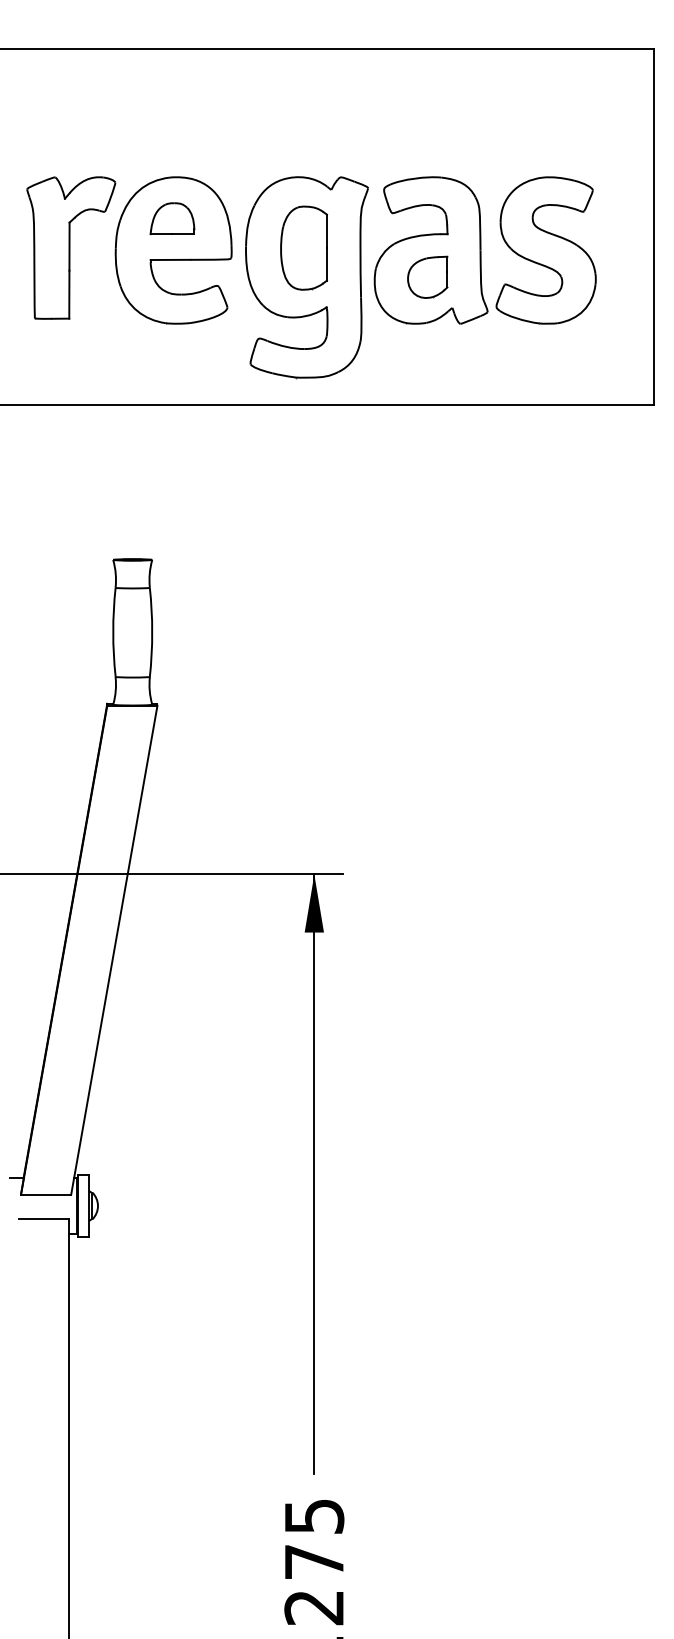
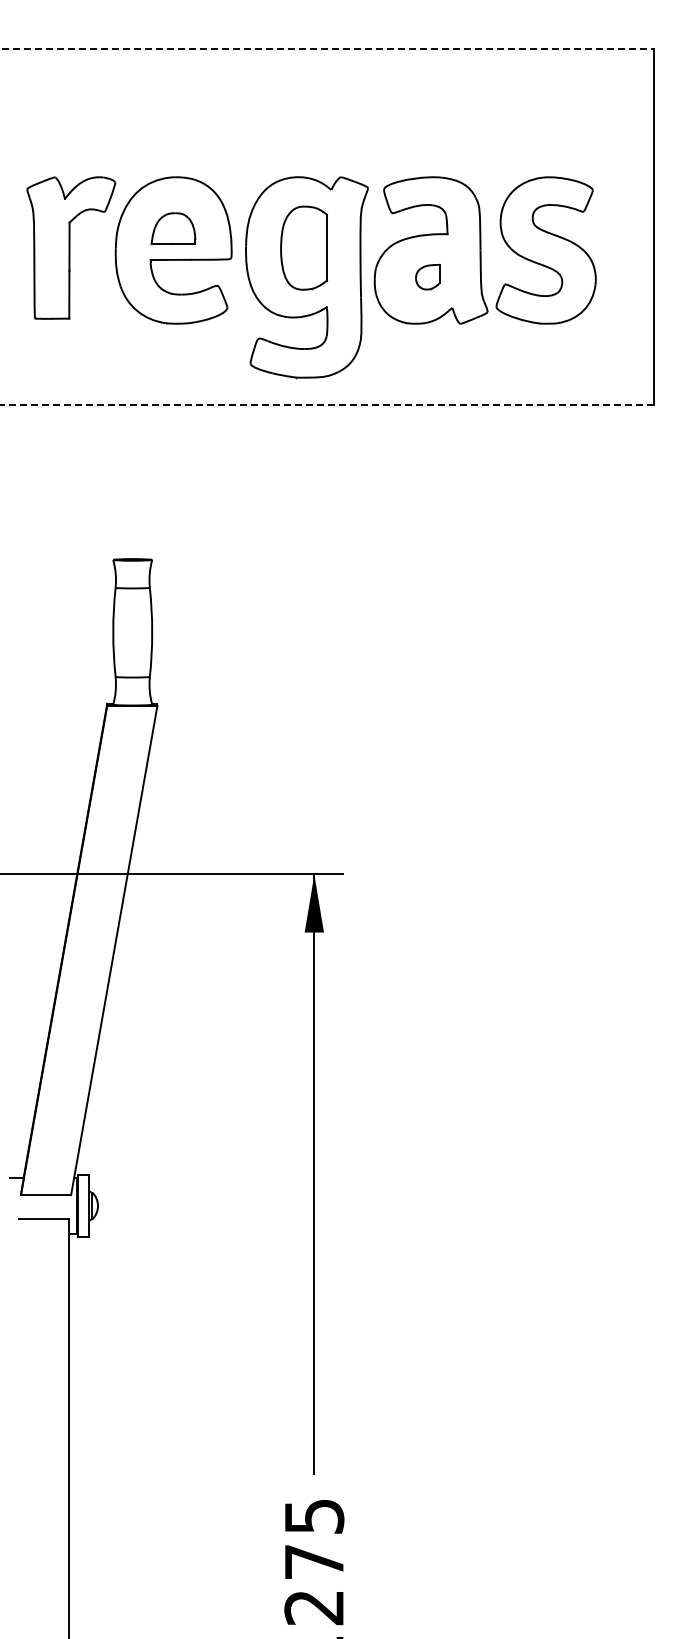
line: solid -> dashed (327, 49)
part position: (172, 218) -> (173, 228) (173, 228)
part size: 42x44 px -> 26x28 px (427, 276)
line: solid -> dashed (326, 404)
